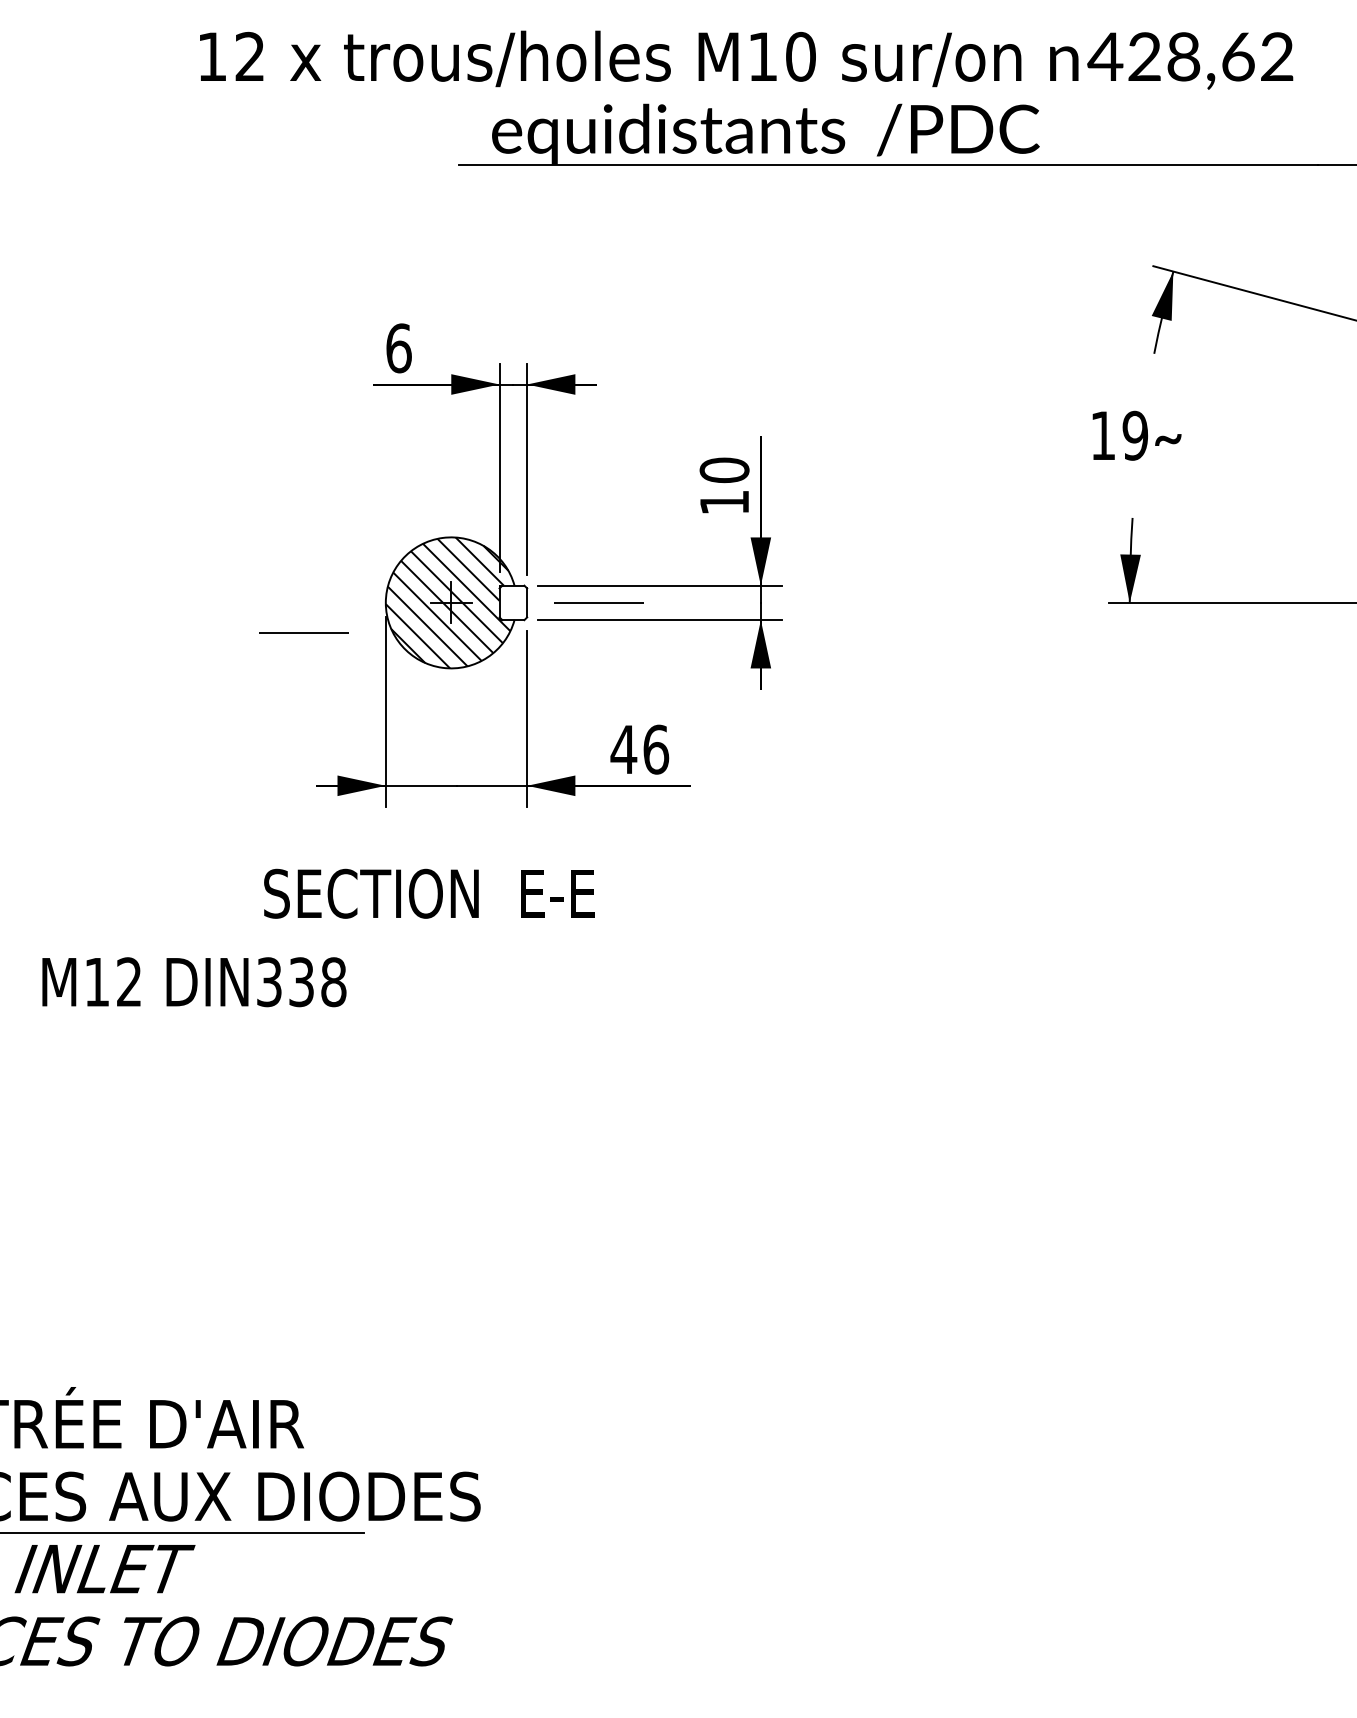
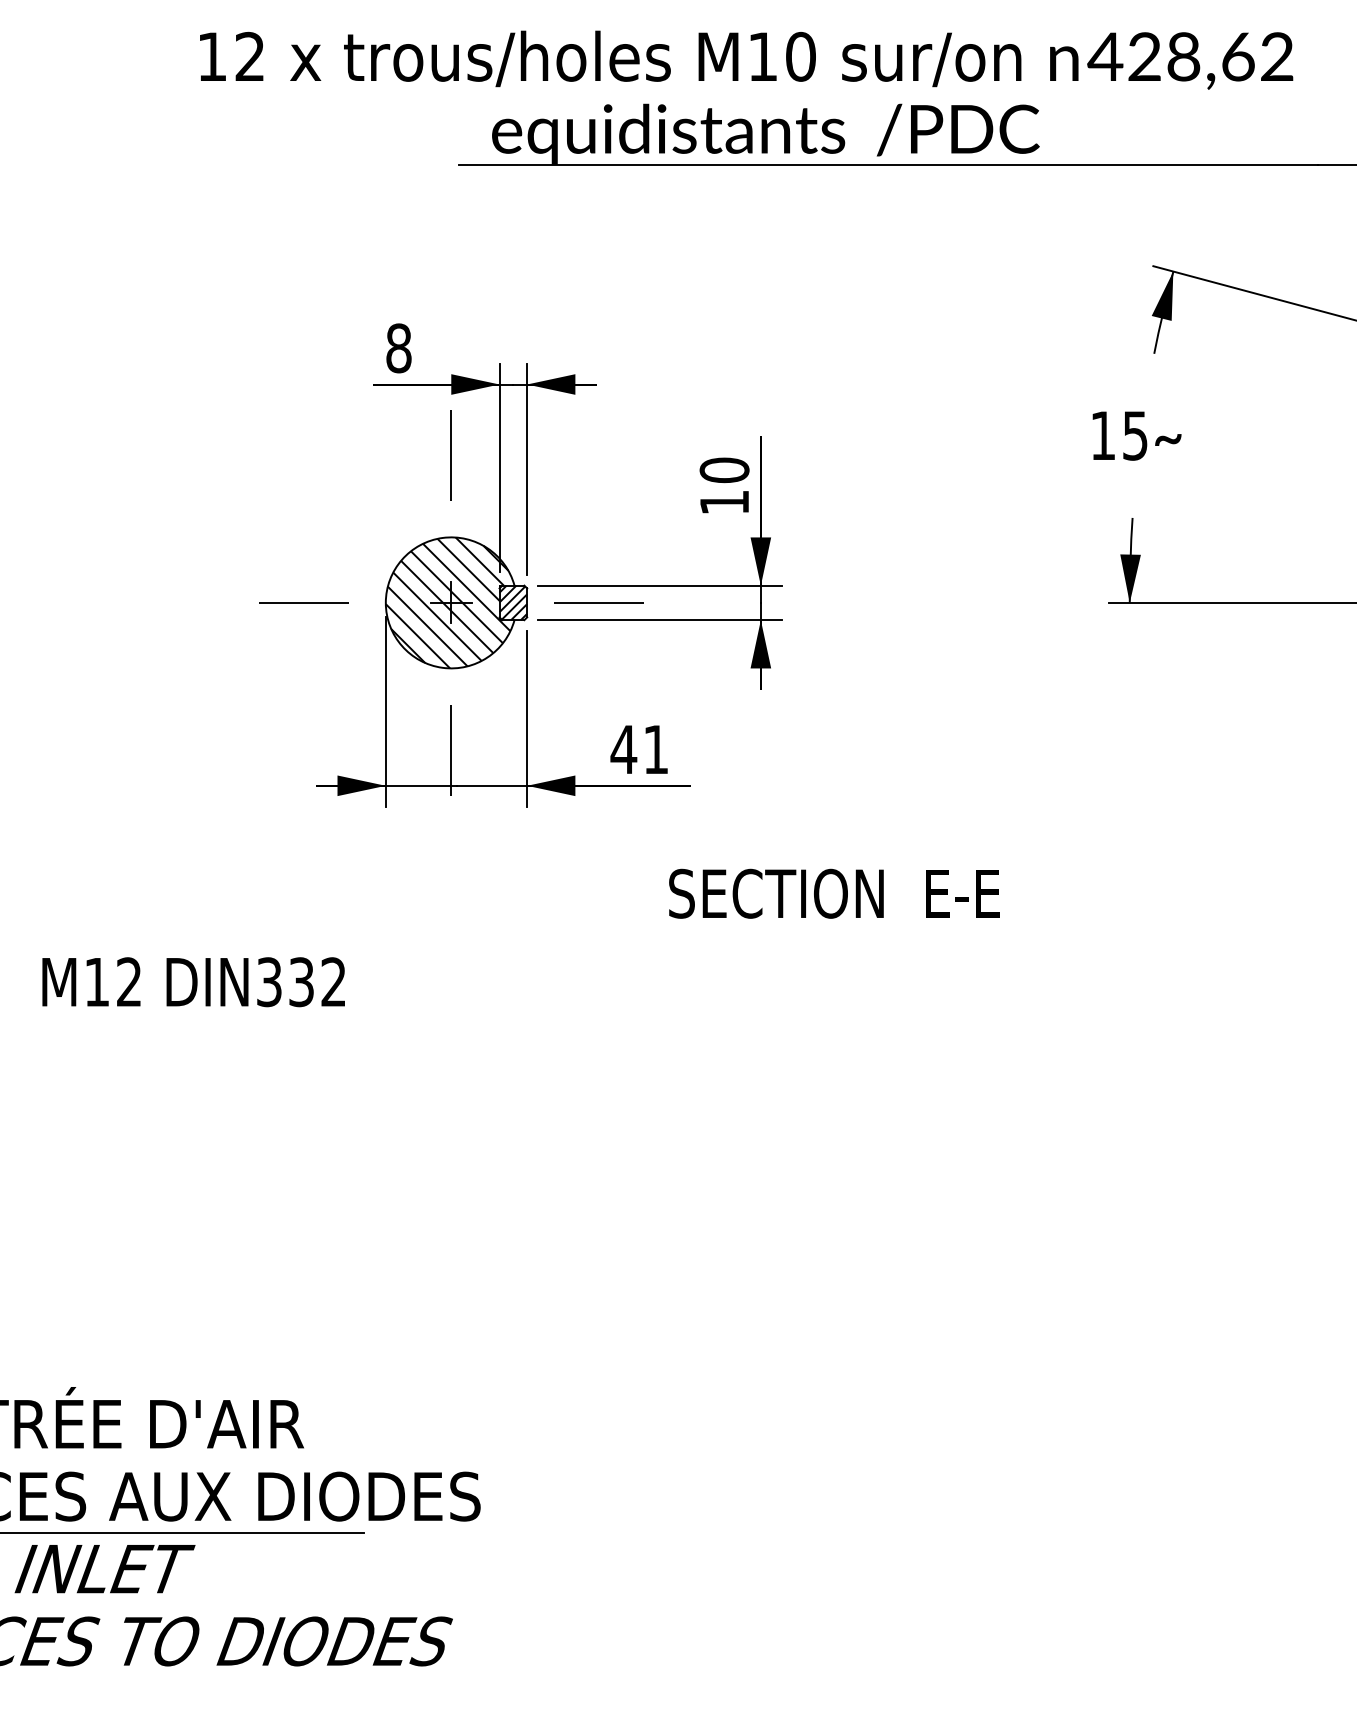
text: 6 -> 8 (398, 348)
text: 19 -> 15 (1135, 435)
line: none -> present (450, 455)
hatch: none -> present (513, 602)
line position: (303, 632) -> (303, 602) (303, 602)
text: 46 -> 41 (656, 749)
line: none -> present (451, 750)
text position: (429, 893) -> (834, 893) (834, 893)
text: DIN338 -> DIN332 (333, 982)
